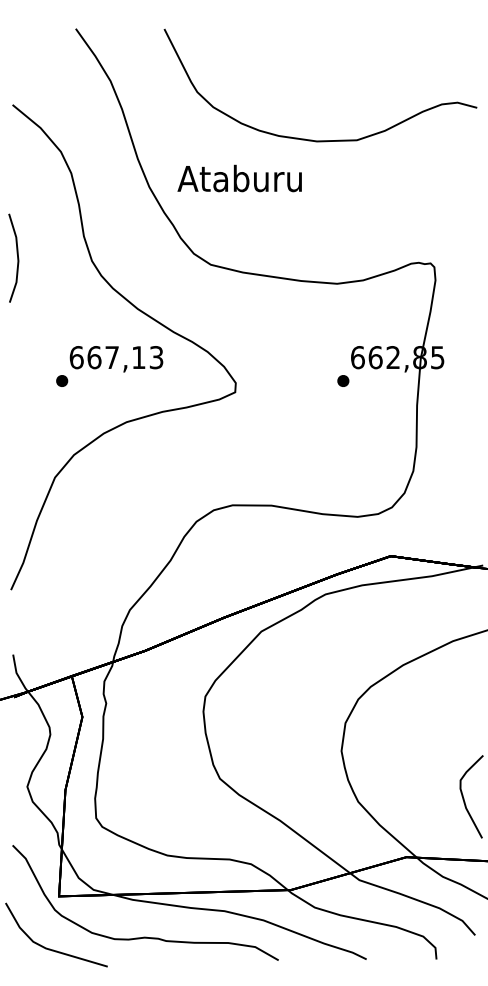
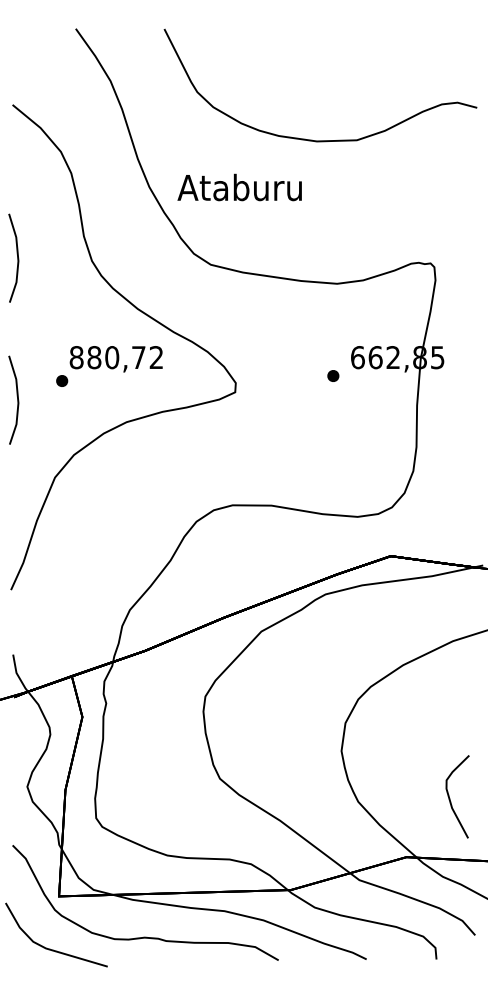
text position: (239, 178) -> (239, 187) (239, 187)
text: 667,13 -> 880,72 (116, 357)
part position: (343, 380) -> (333, 375) (333, 375)
line: none -> present (17, 399)
part position: (464, 798) -> (450, 798) (450, 798)
